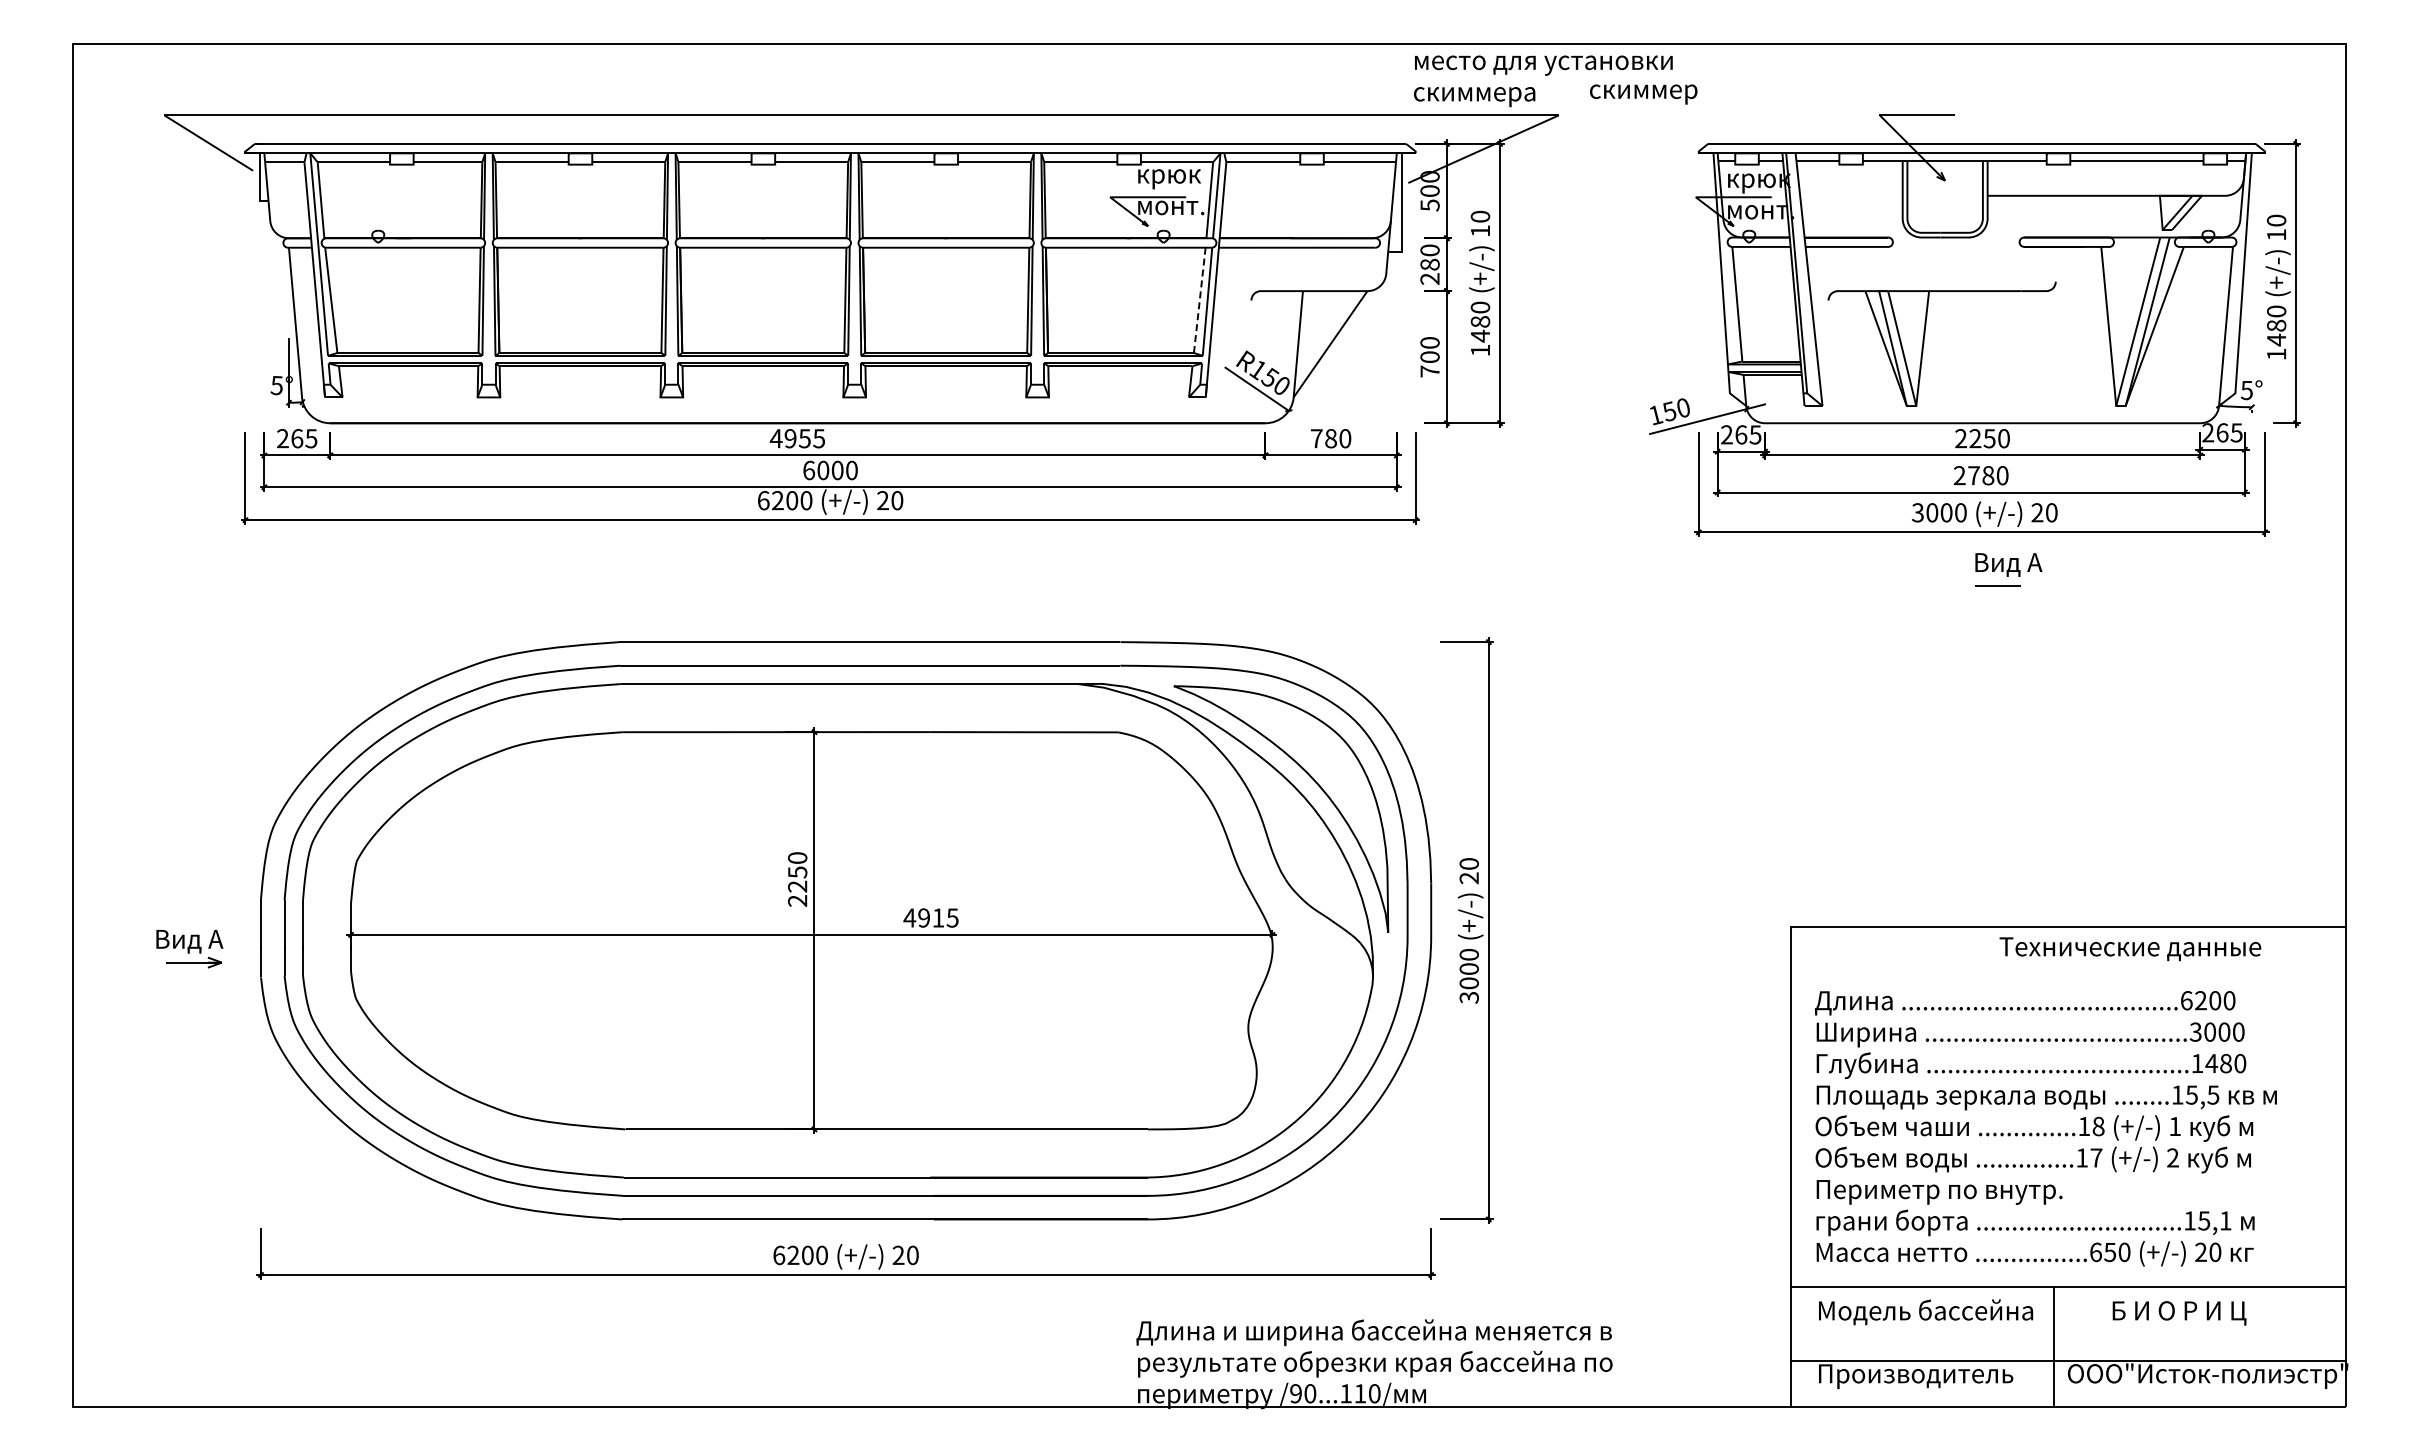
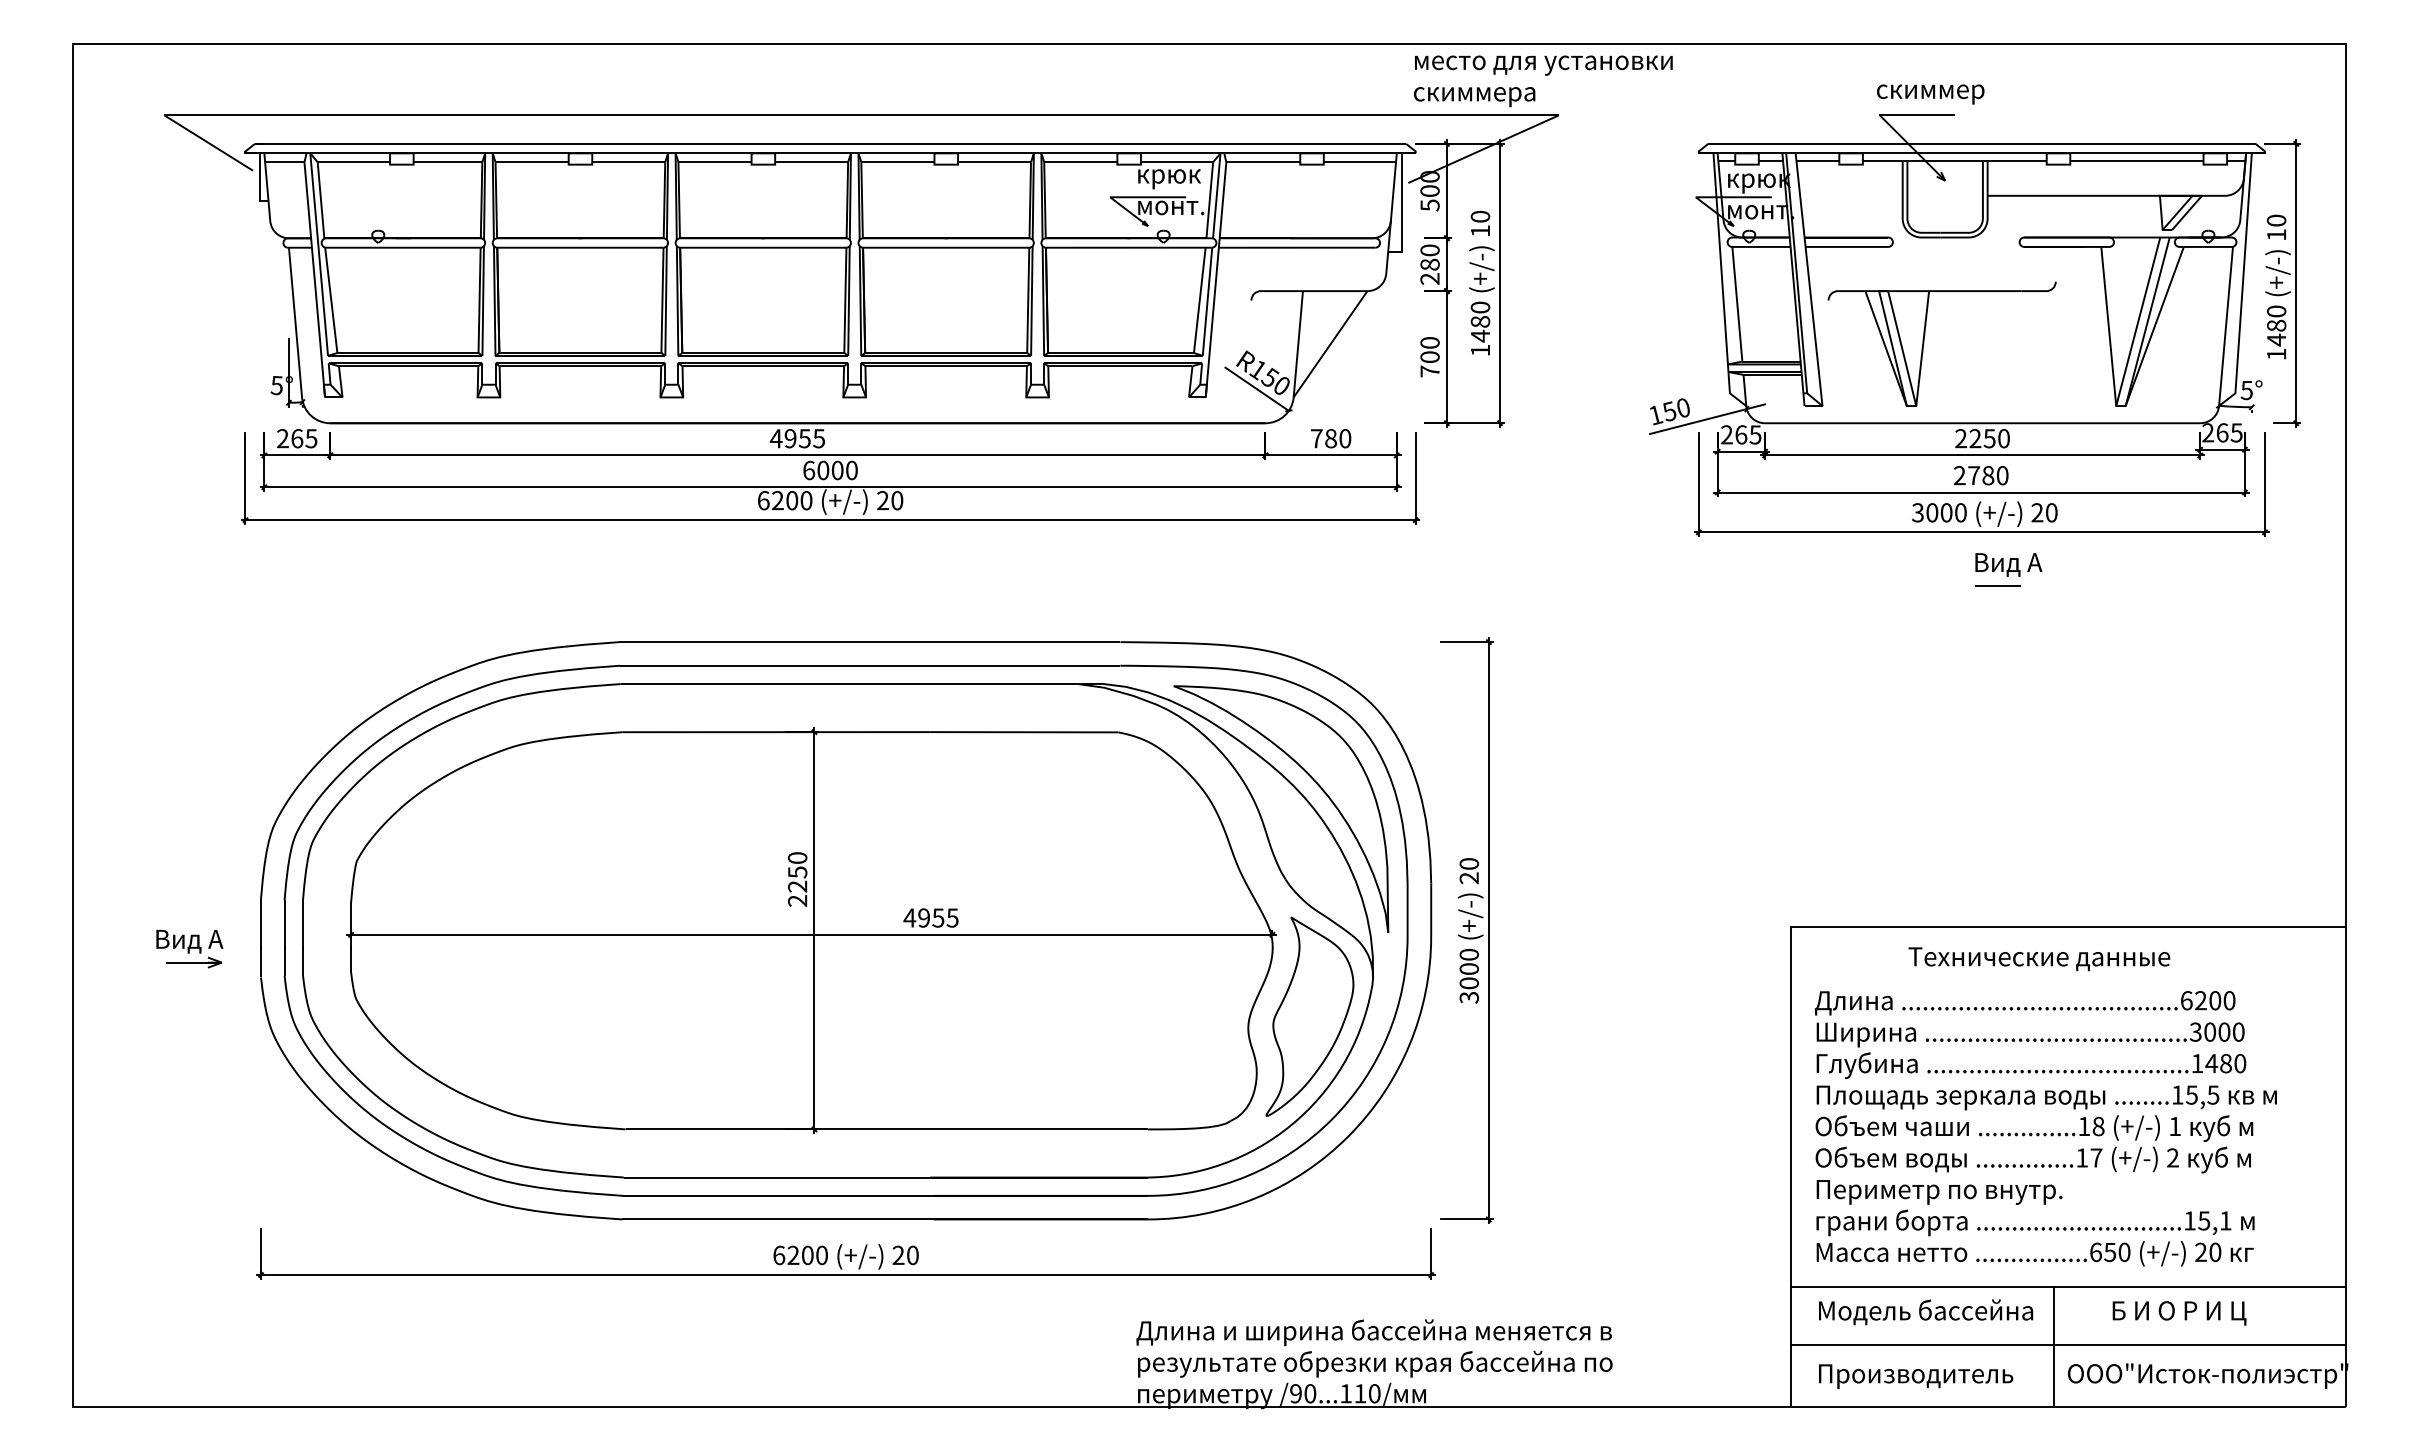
text position: (1643, 94) -> (1930, 94) (1930, 94)
line: dashed -> solid (1199, 300)
text: 4915 -> 4955 (938, 917)
text position: (2130, 949) -> (2039, 959) (2039, 959)
part: none -> present (1309, 1016)
line position: (2068, 1361) -> (2068, 1345) (2068, 1345)
